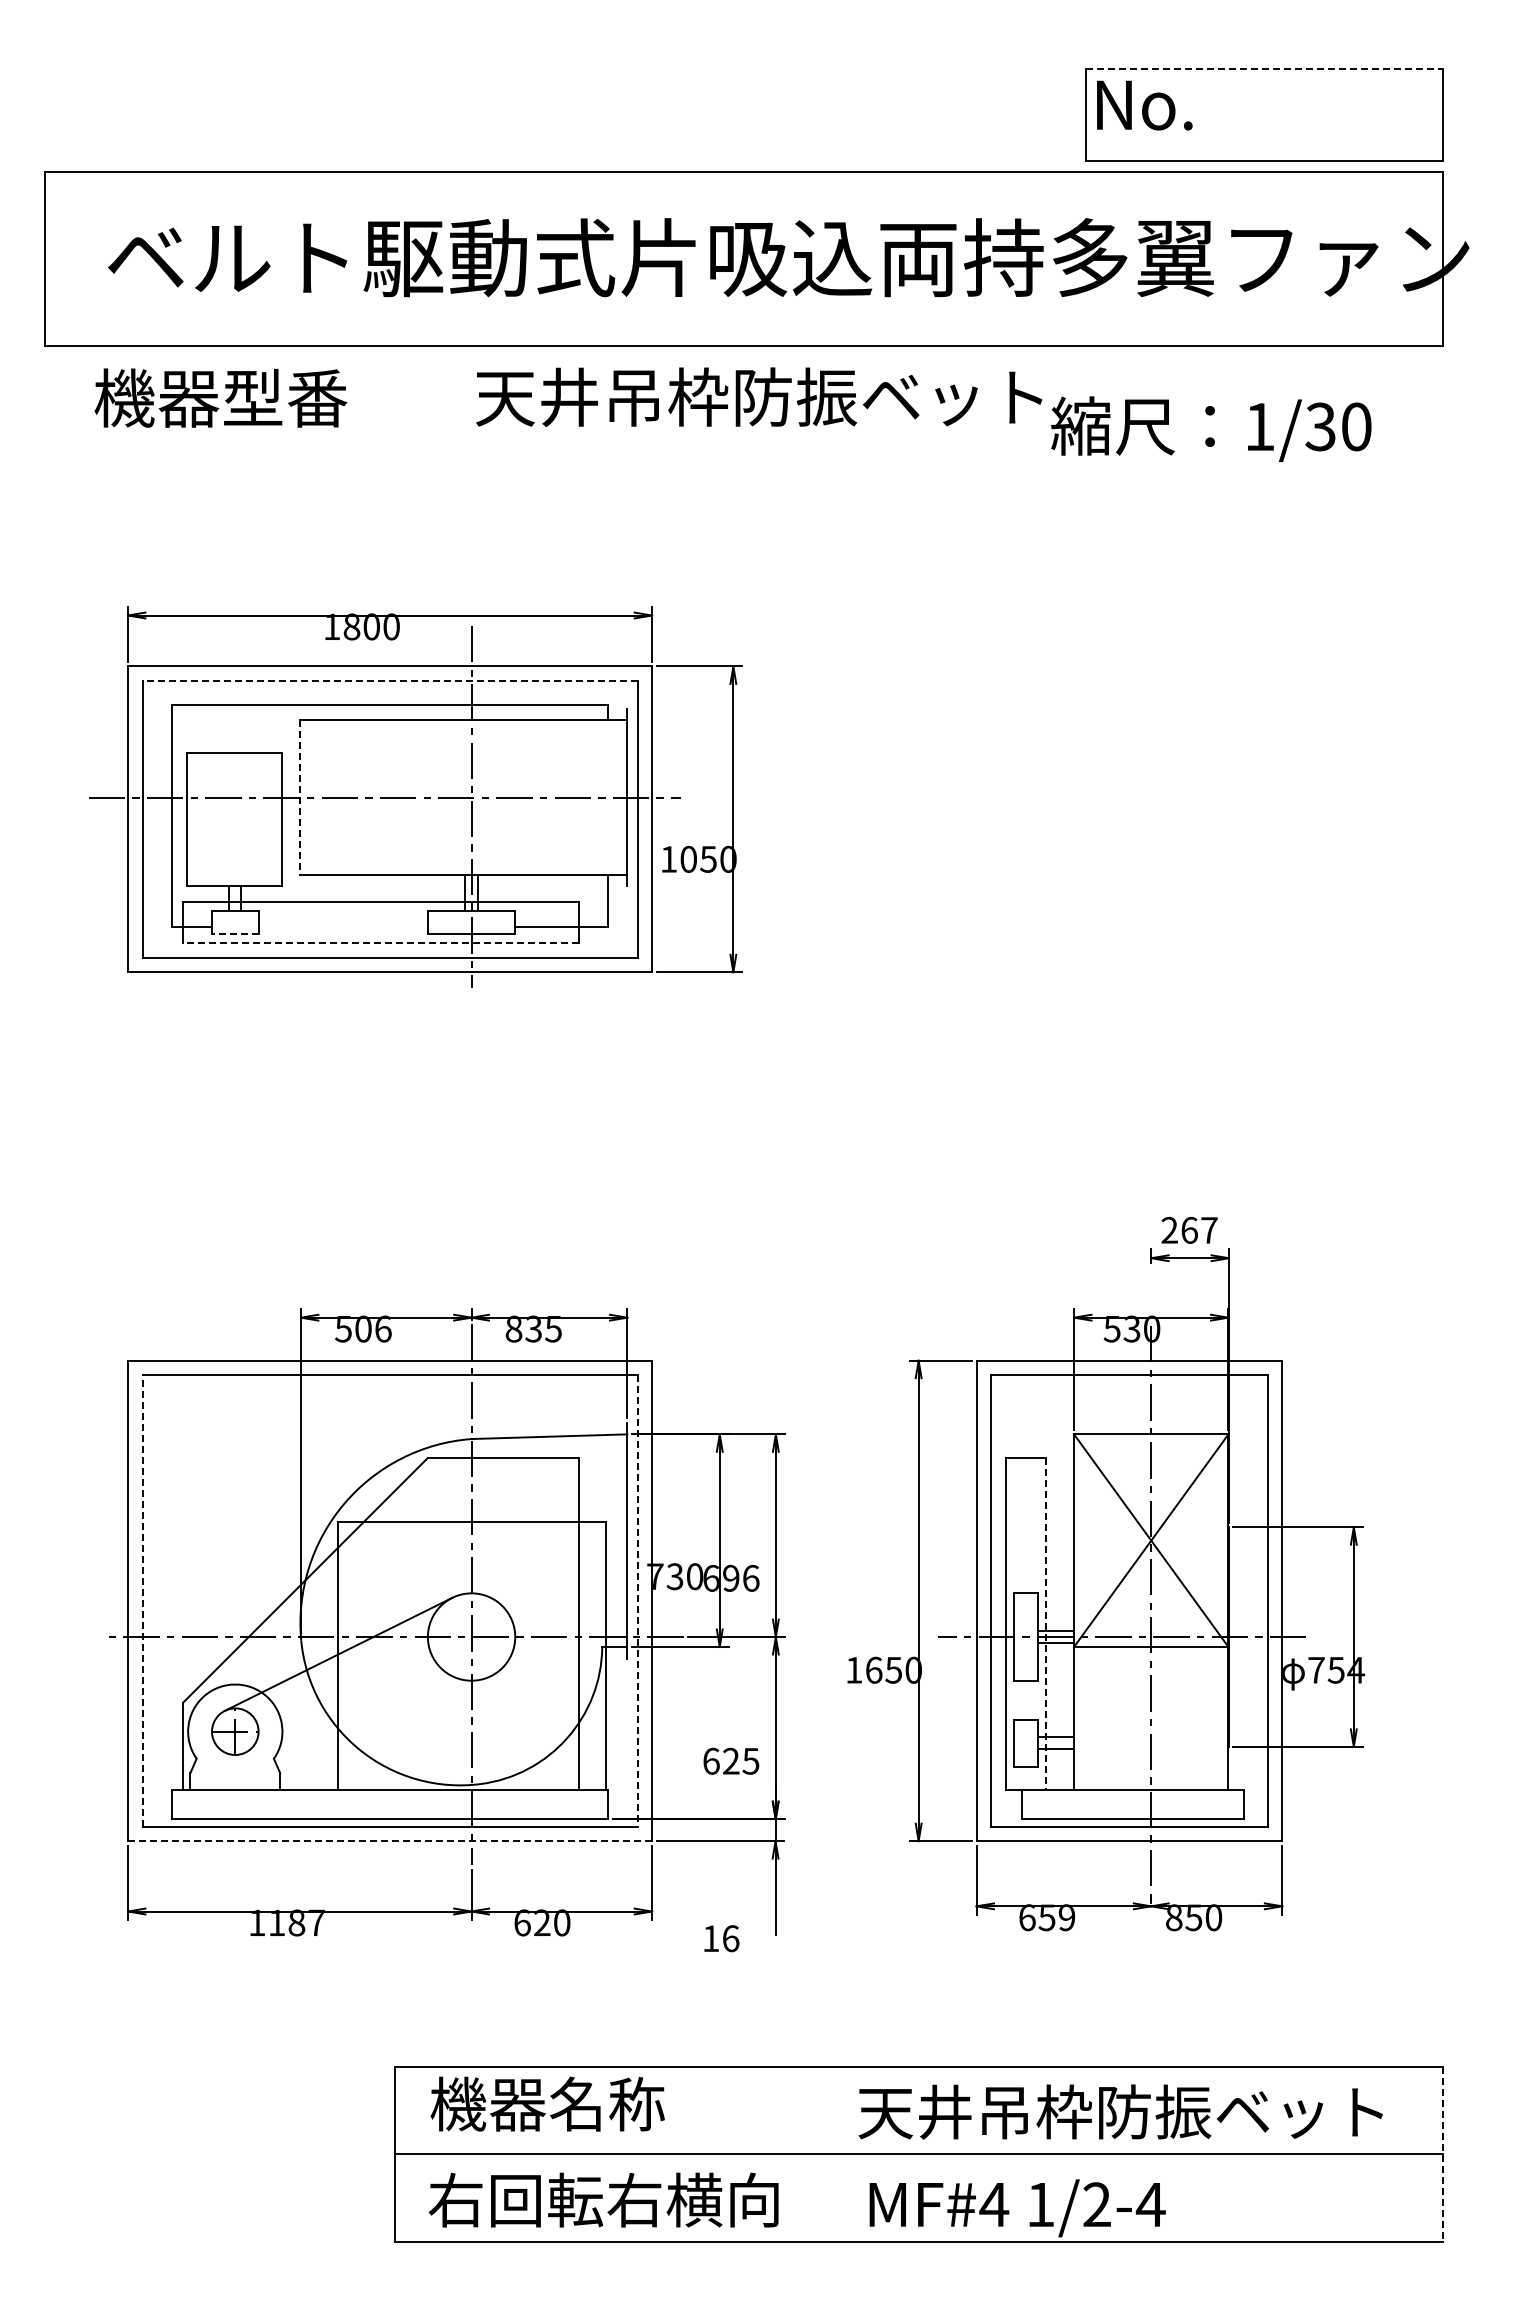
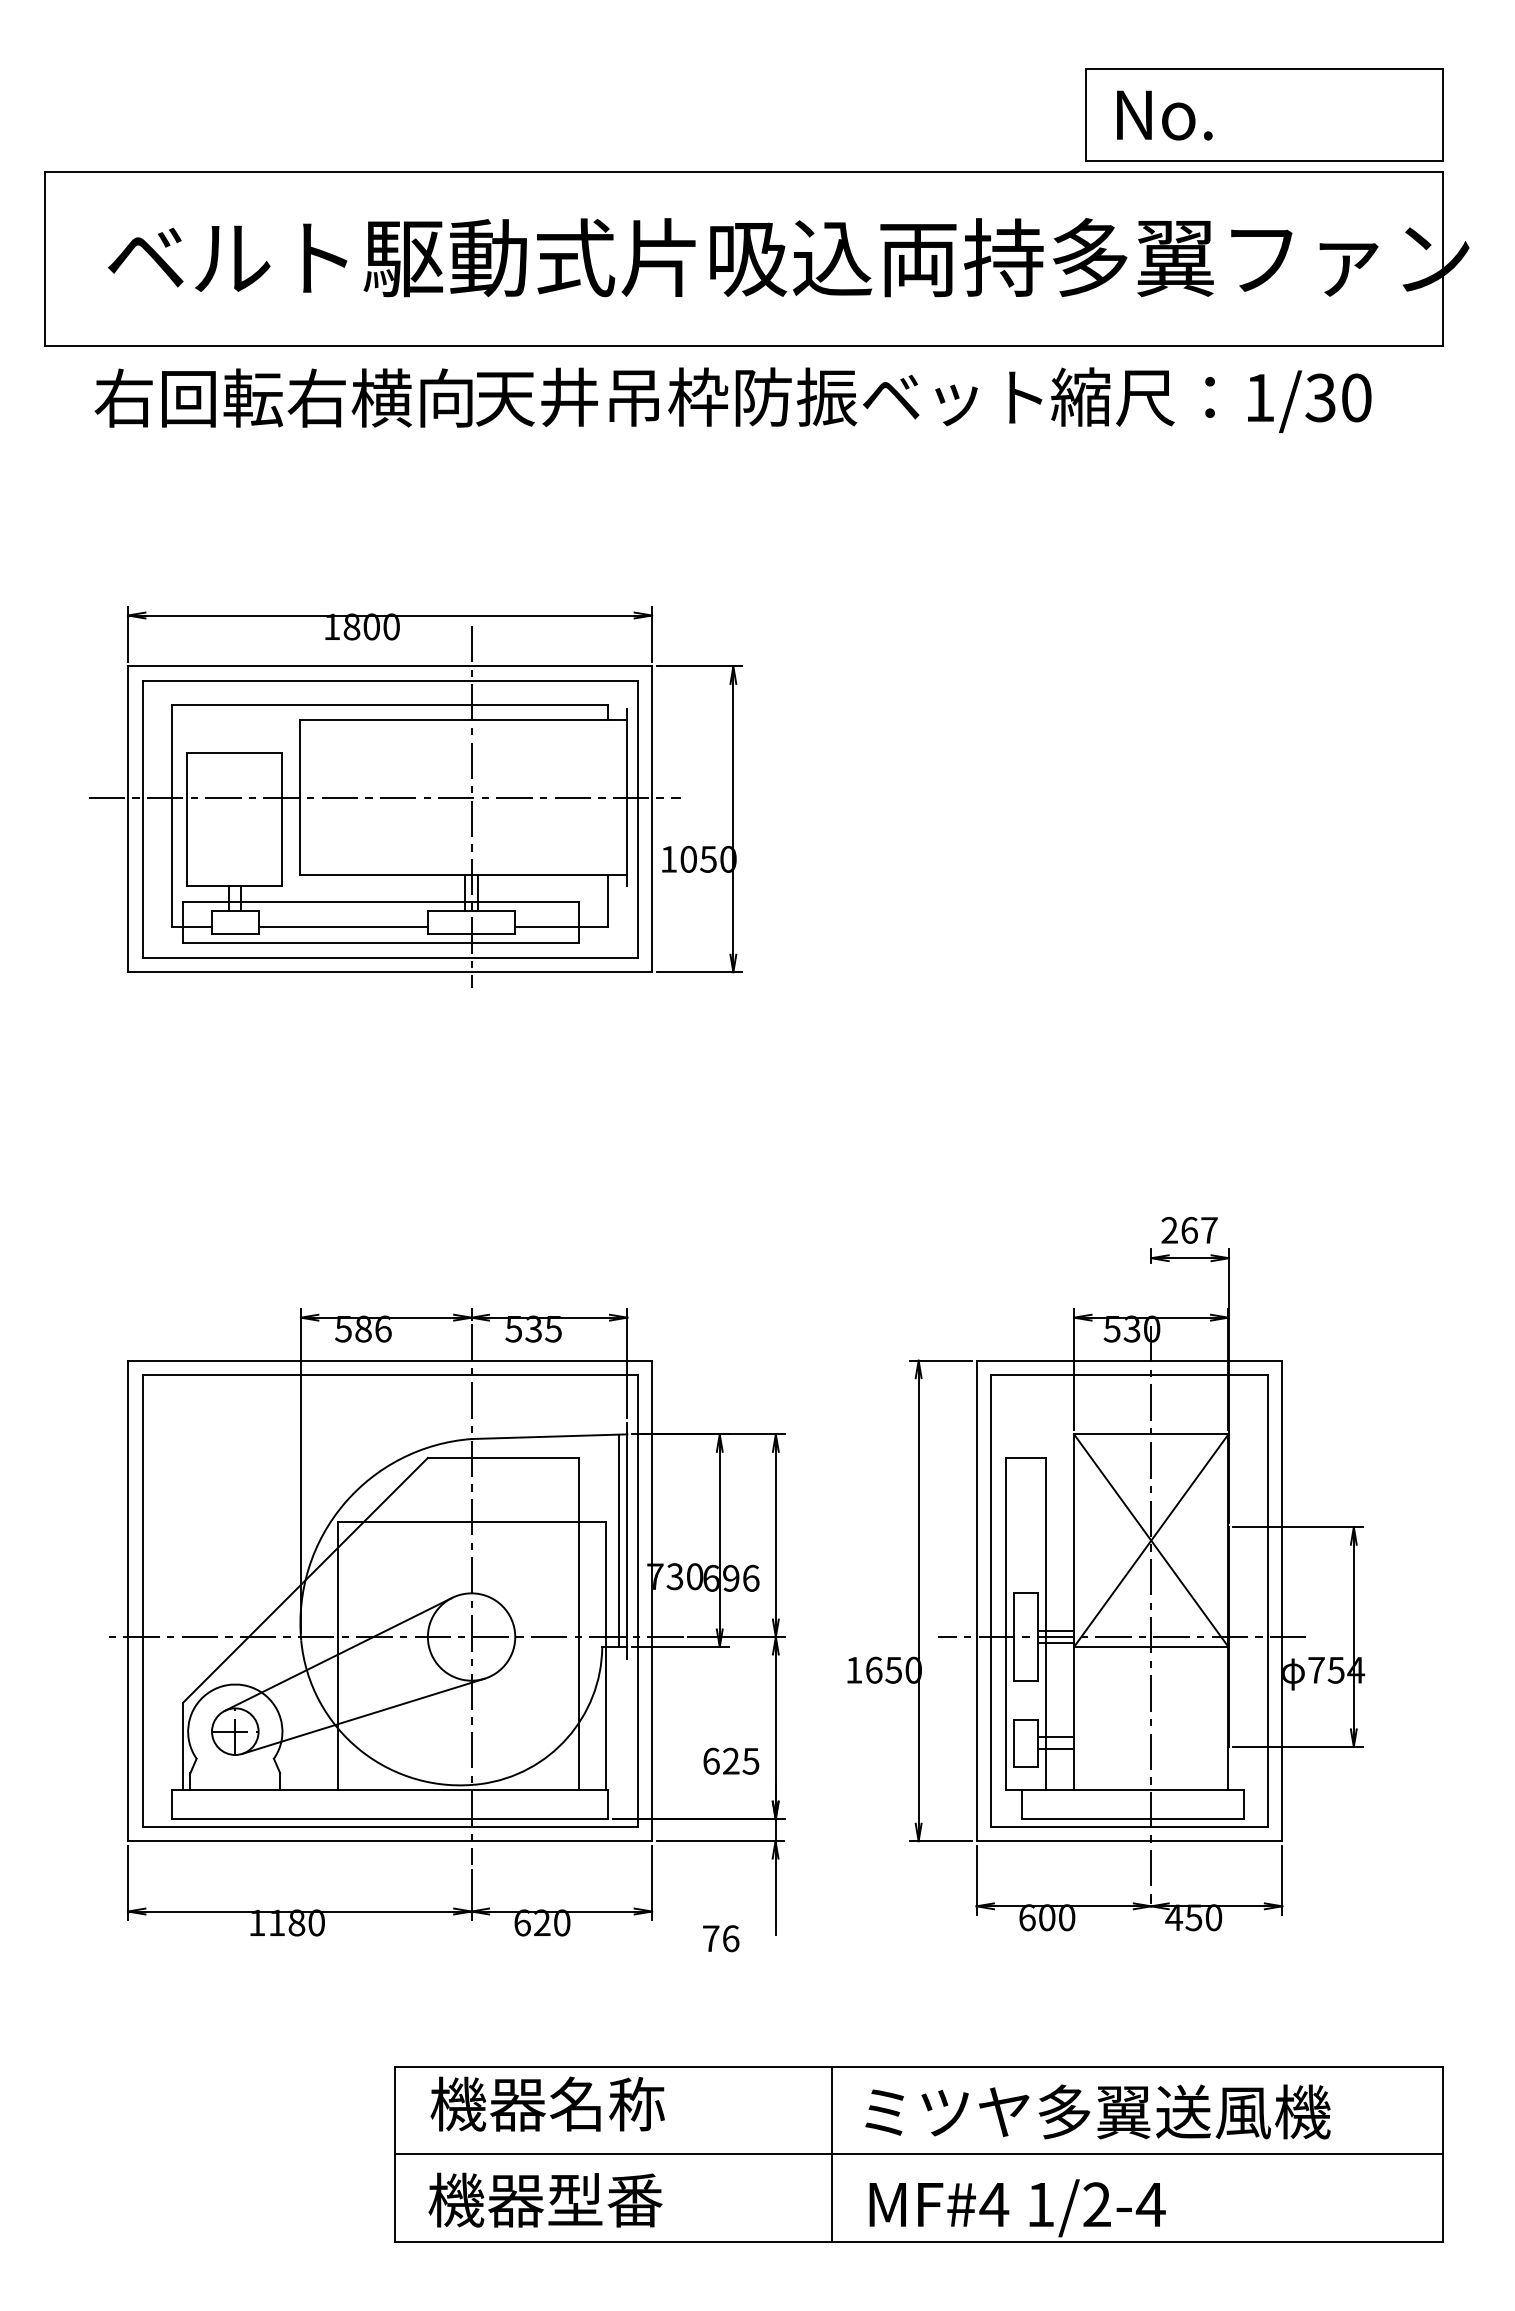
line: dashed -> solid (1264, 69)
text position: (1144, 105) -> (1164, 115) (1164, 115)
text: 機器型番 -> 右回転右横向 (283, 397)
text position: (1211, 428) -> (1211, 399) (1211, 399)
line: dashed -> solid (390, 681)
line: dashed -> solid (300, 798)
line: none -> present (342, 926)
line: dashed -> solid (234, 934)
line: dashed -> solid (380, 943)
text: 835 -> 535 (513, 1328)
text: 506 -> 586 (363, 1329)
line: none -> present (618, 1540)
line: dashed -> solid (142, 1600)
line: dashed -> solid (637, 1600)
line: dashed -> solid (1046, 1623)
line: none -> present (363, 1715)
line: dashed -> solid (389, 1841)
text: 659 -> 600 (1056, 1917)
text: 850 -> 450 (1174, 1917)
text: 1187 -> 1180 (316, 1922)
text: 16 -> 76 (711, 1938)
text: 天井吊枠防振ベット -> ミツヤ多翼送風機 (1120, 2111)
line: none -> present (831, 2153)
line: dashed -> solid (1443, 2154)
text: 右回転右横向 -> 機器型番 (603, 2199)
